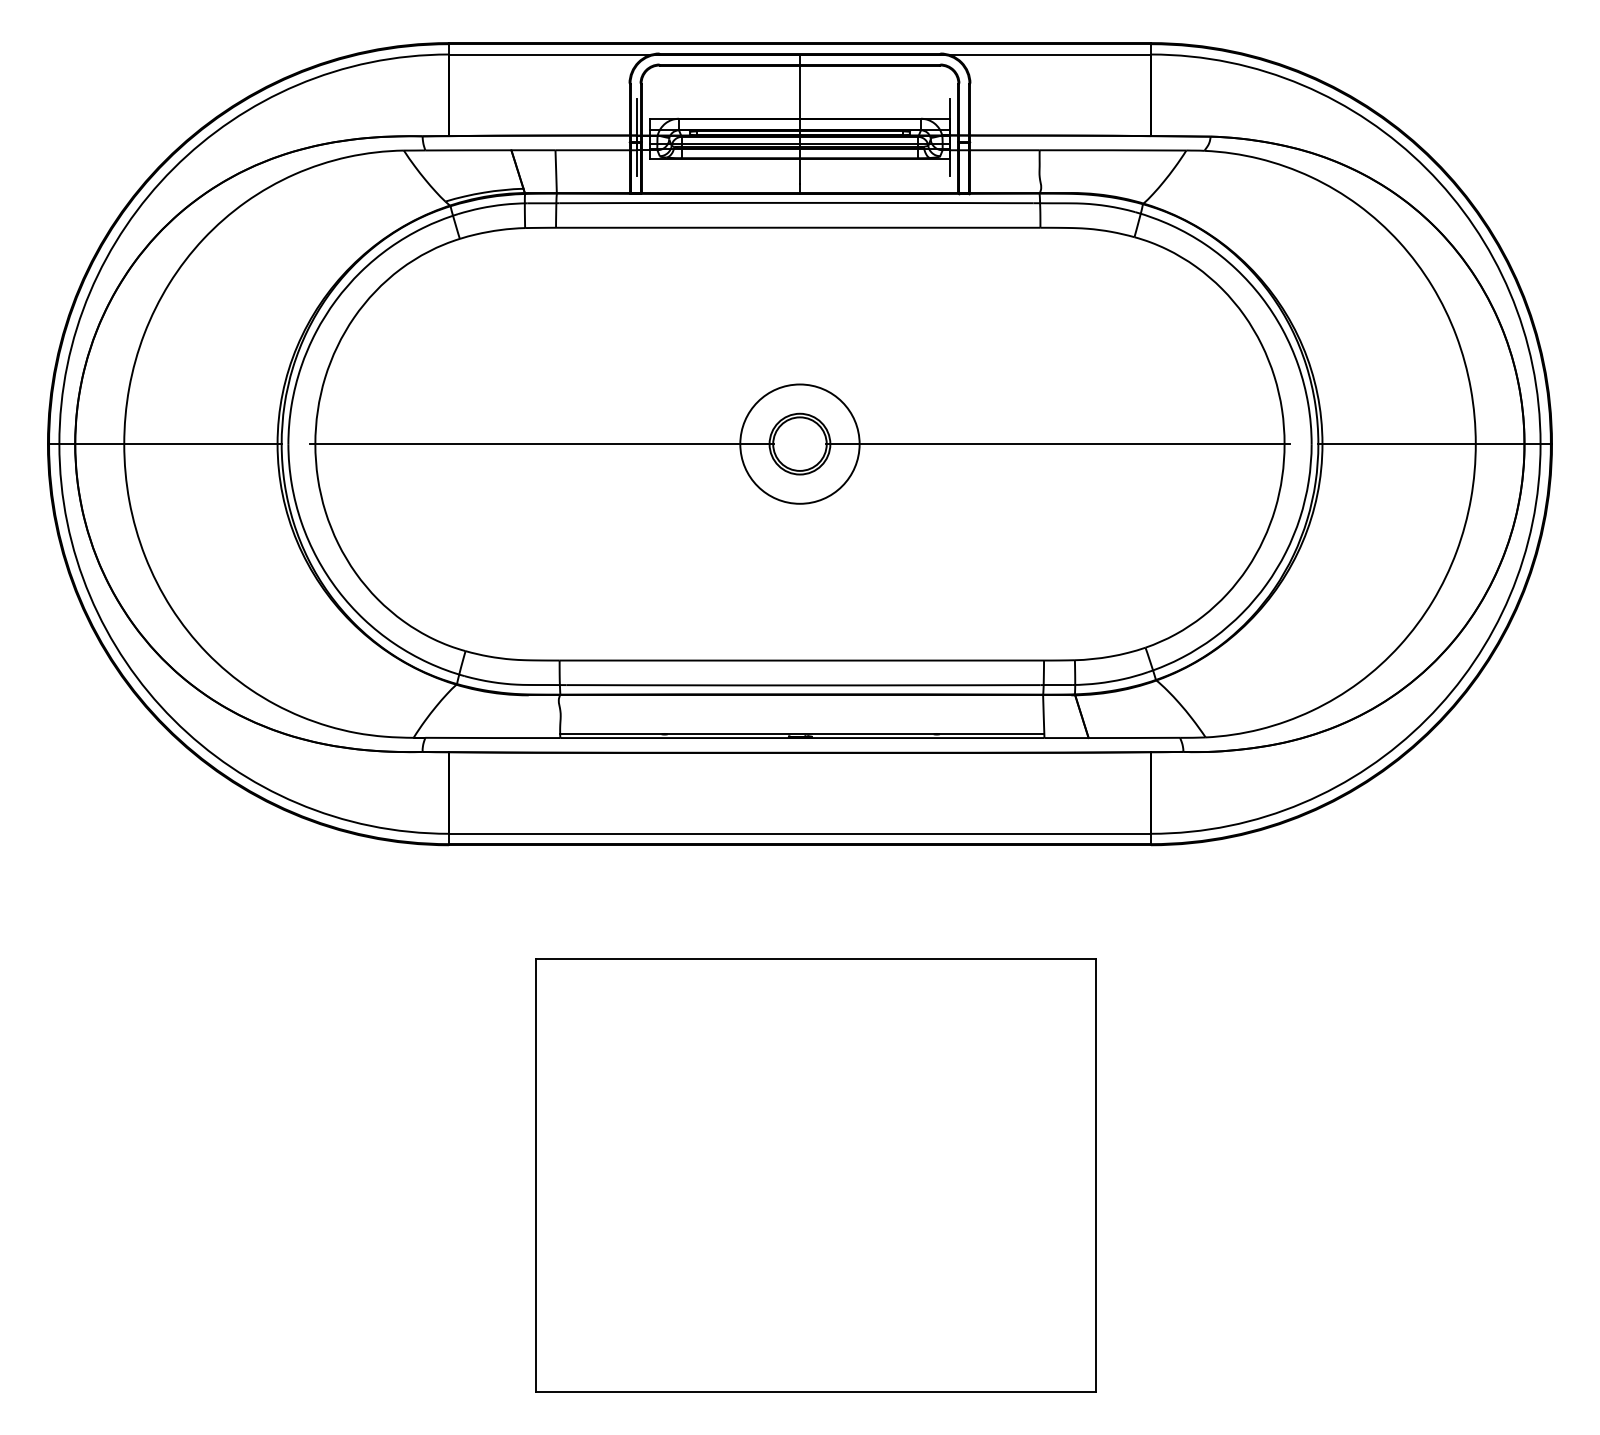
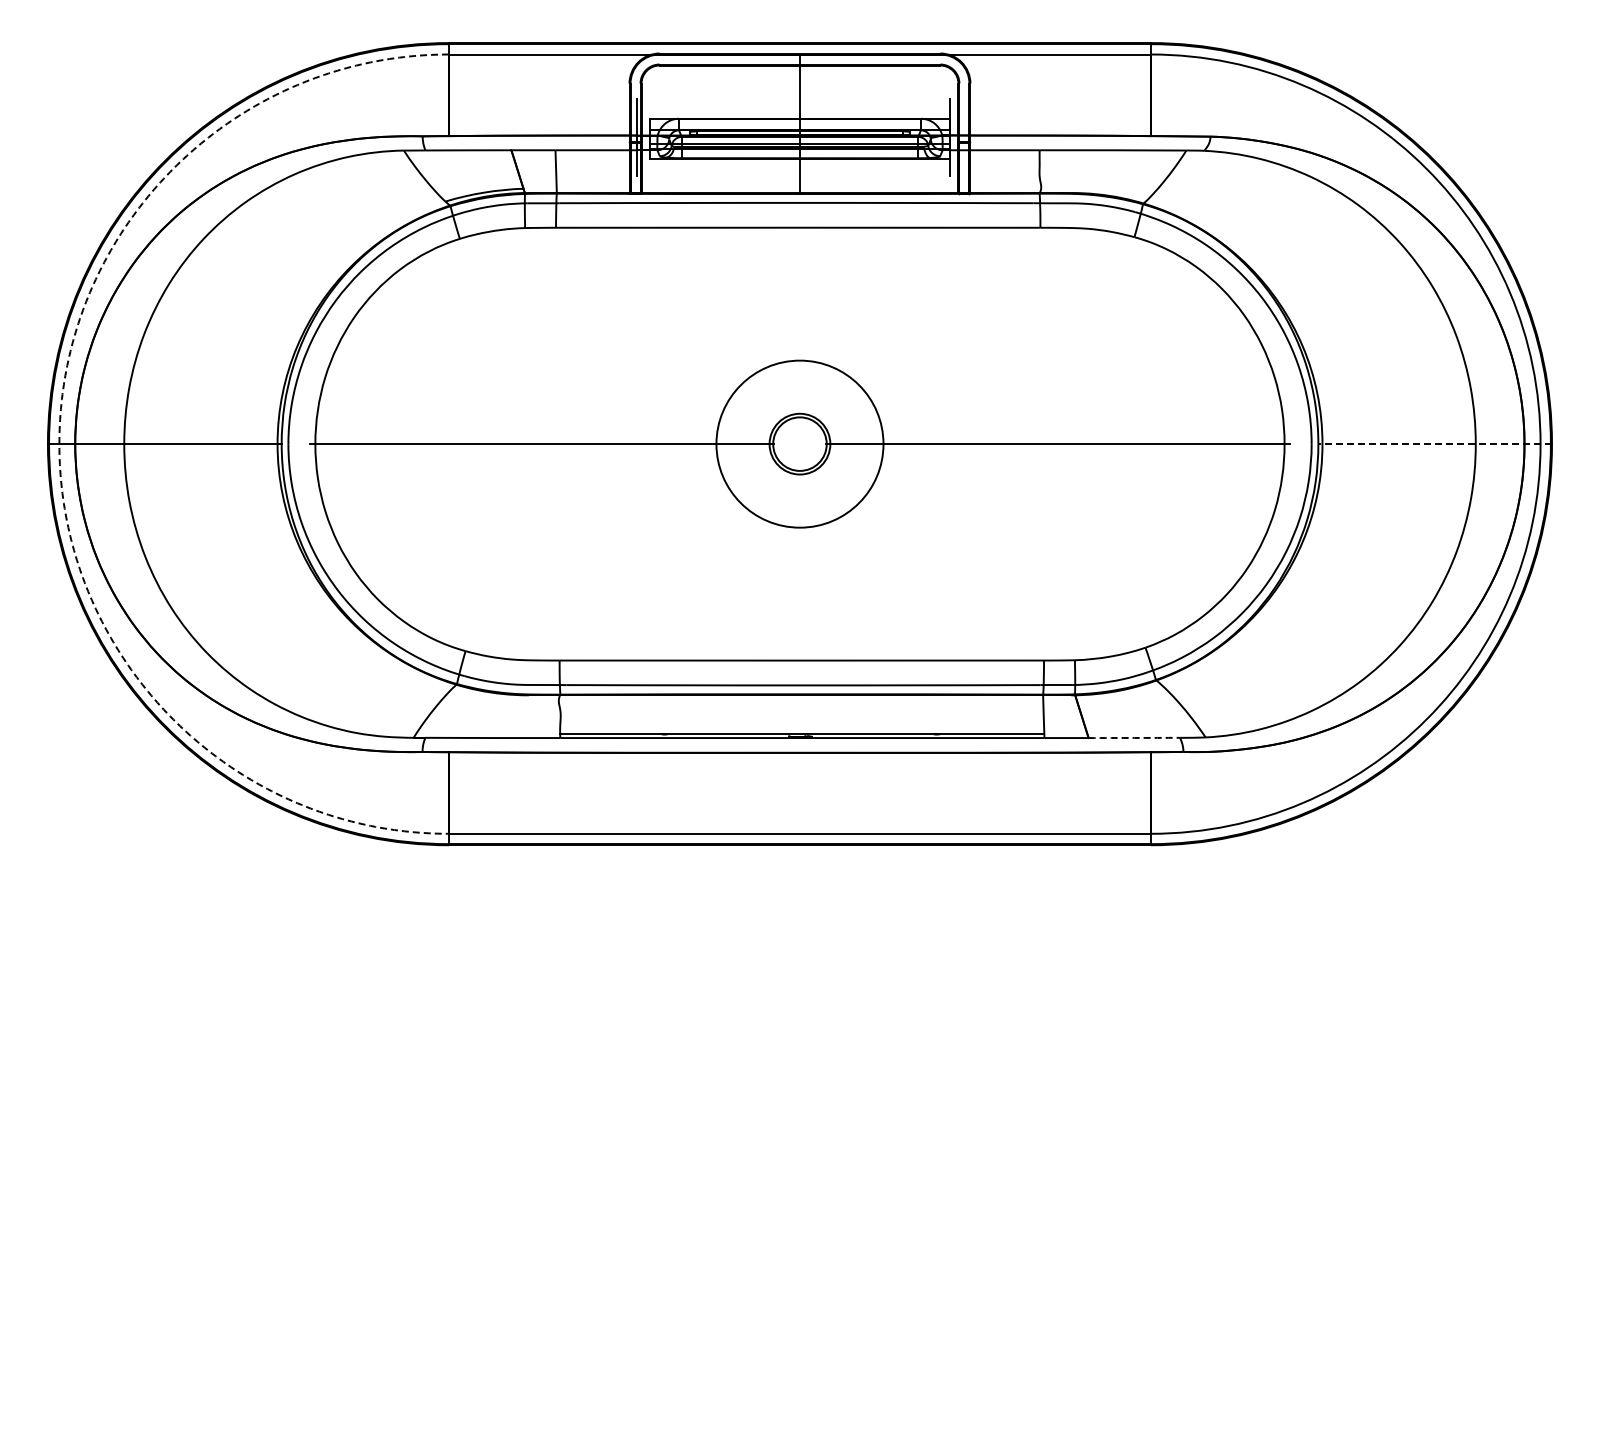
circle diameter: 119 px -> 167 px (799, 443)
arc: solid -> dashed (59, 444)
line: solid -> dashed (1435, 444)
arc: solid -> dashed (1134, 737)
part: present -> none (815, 1175)
